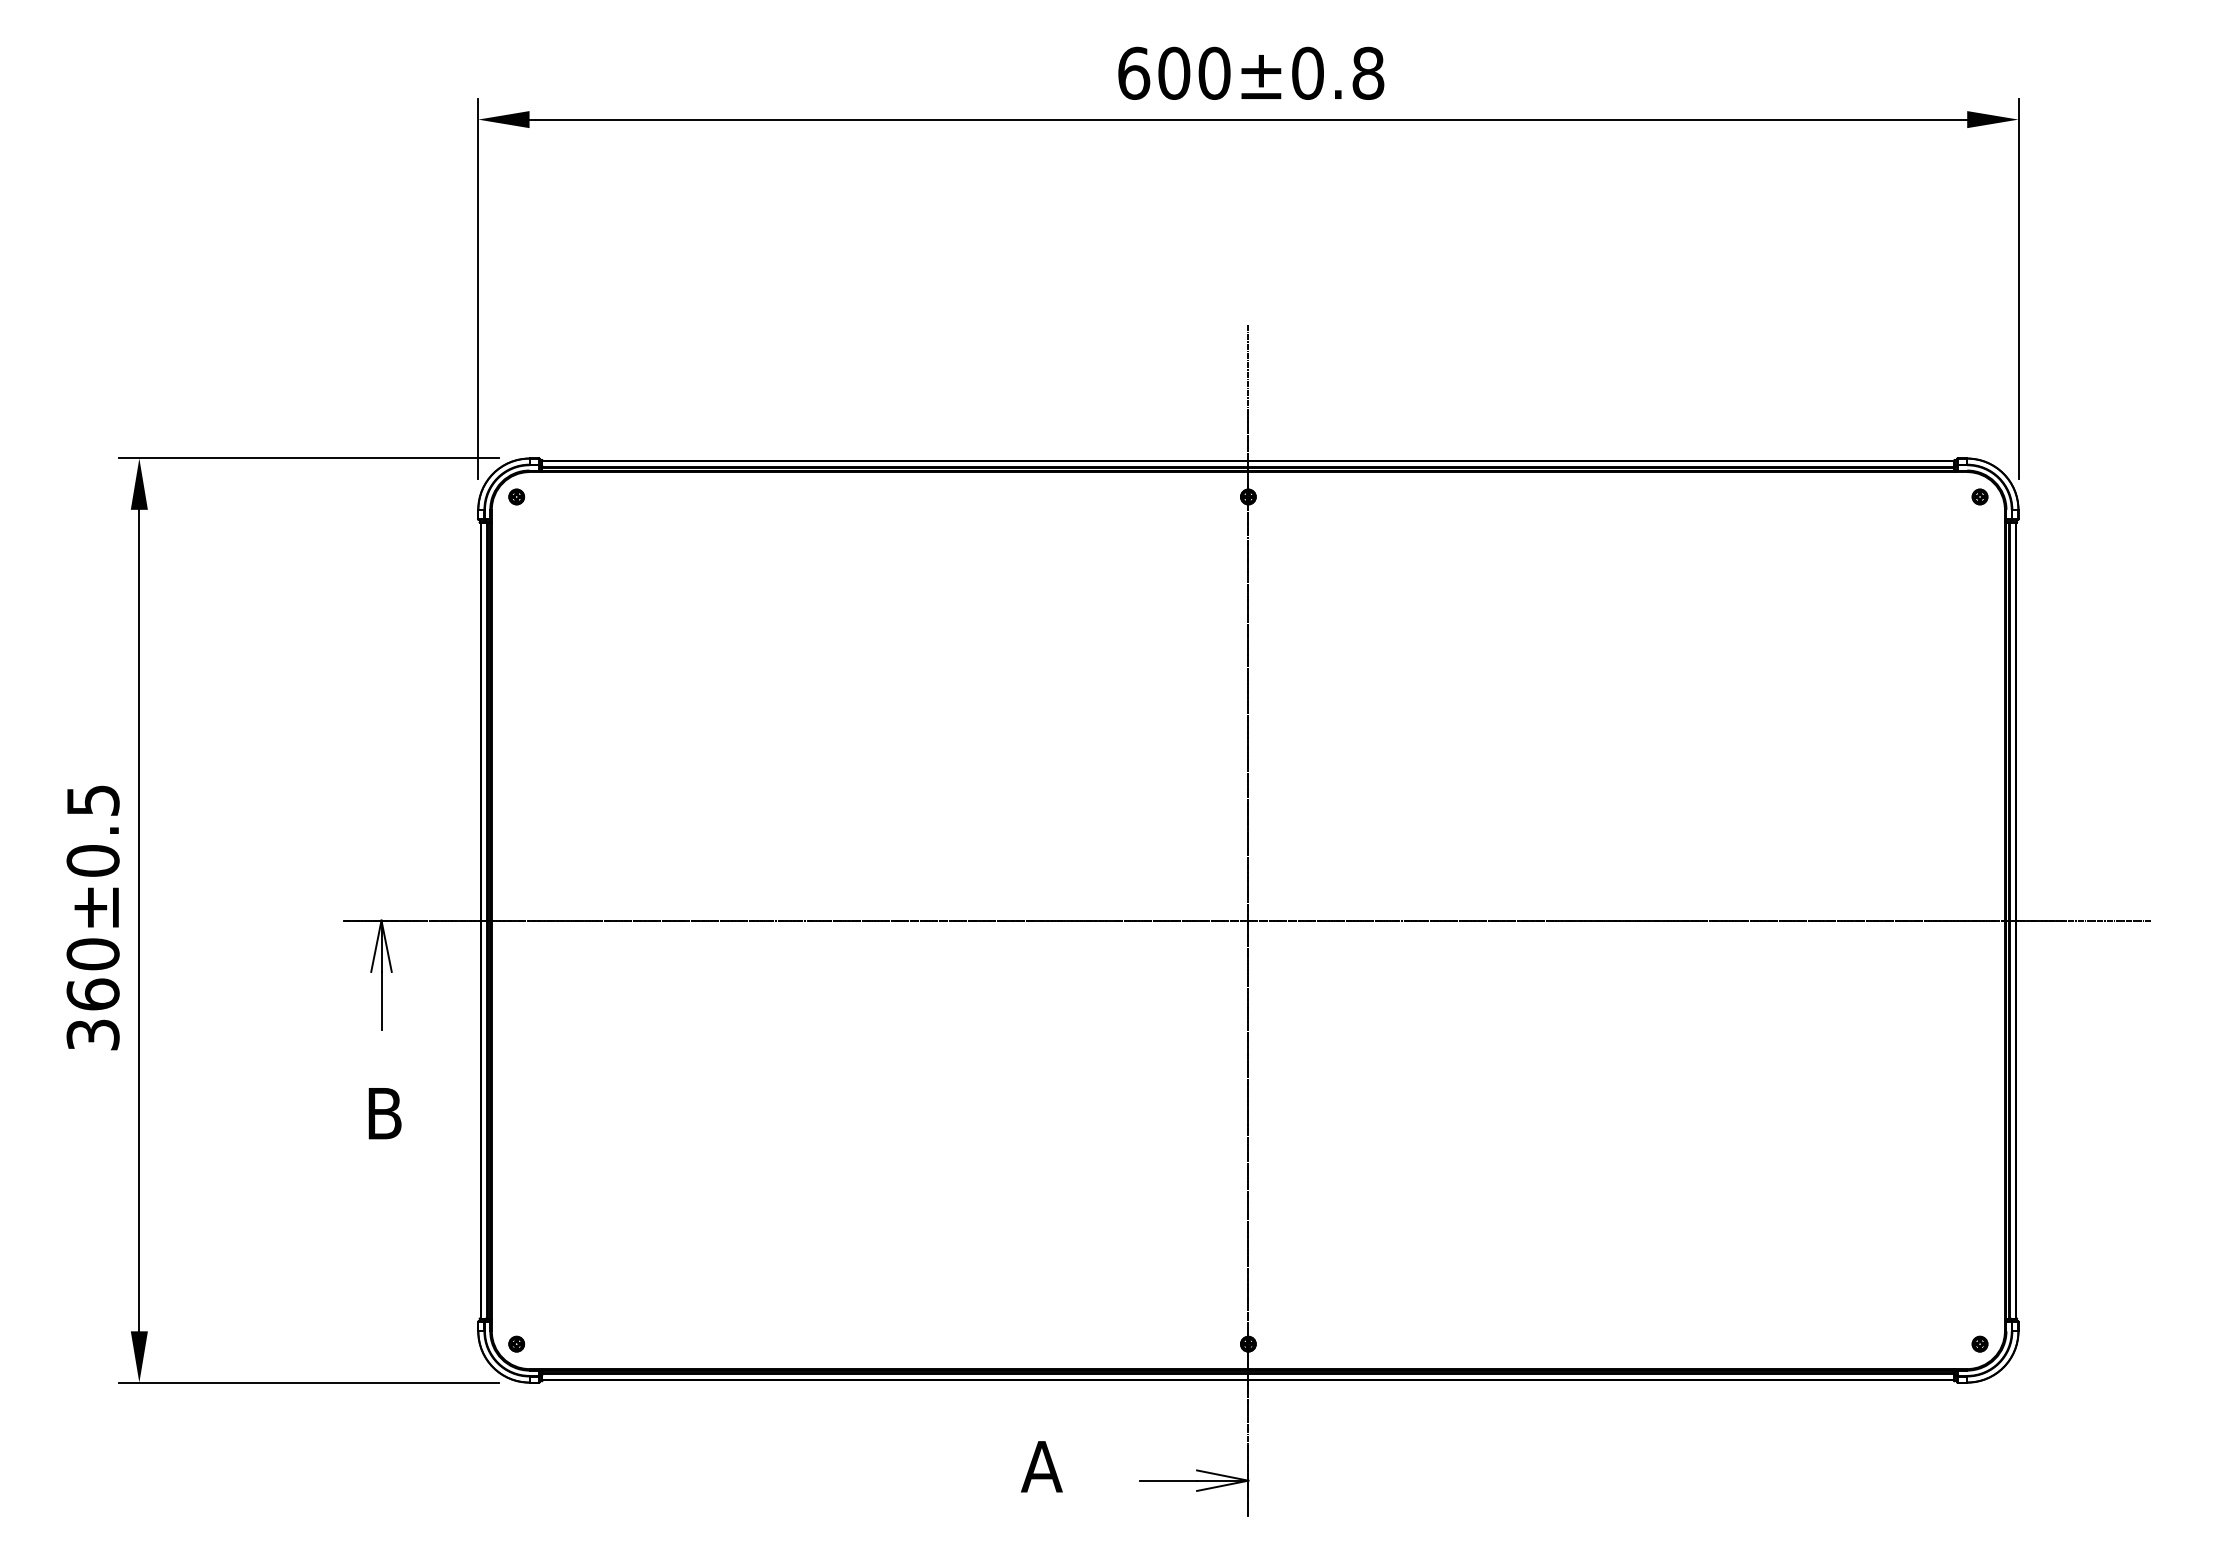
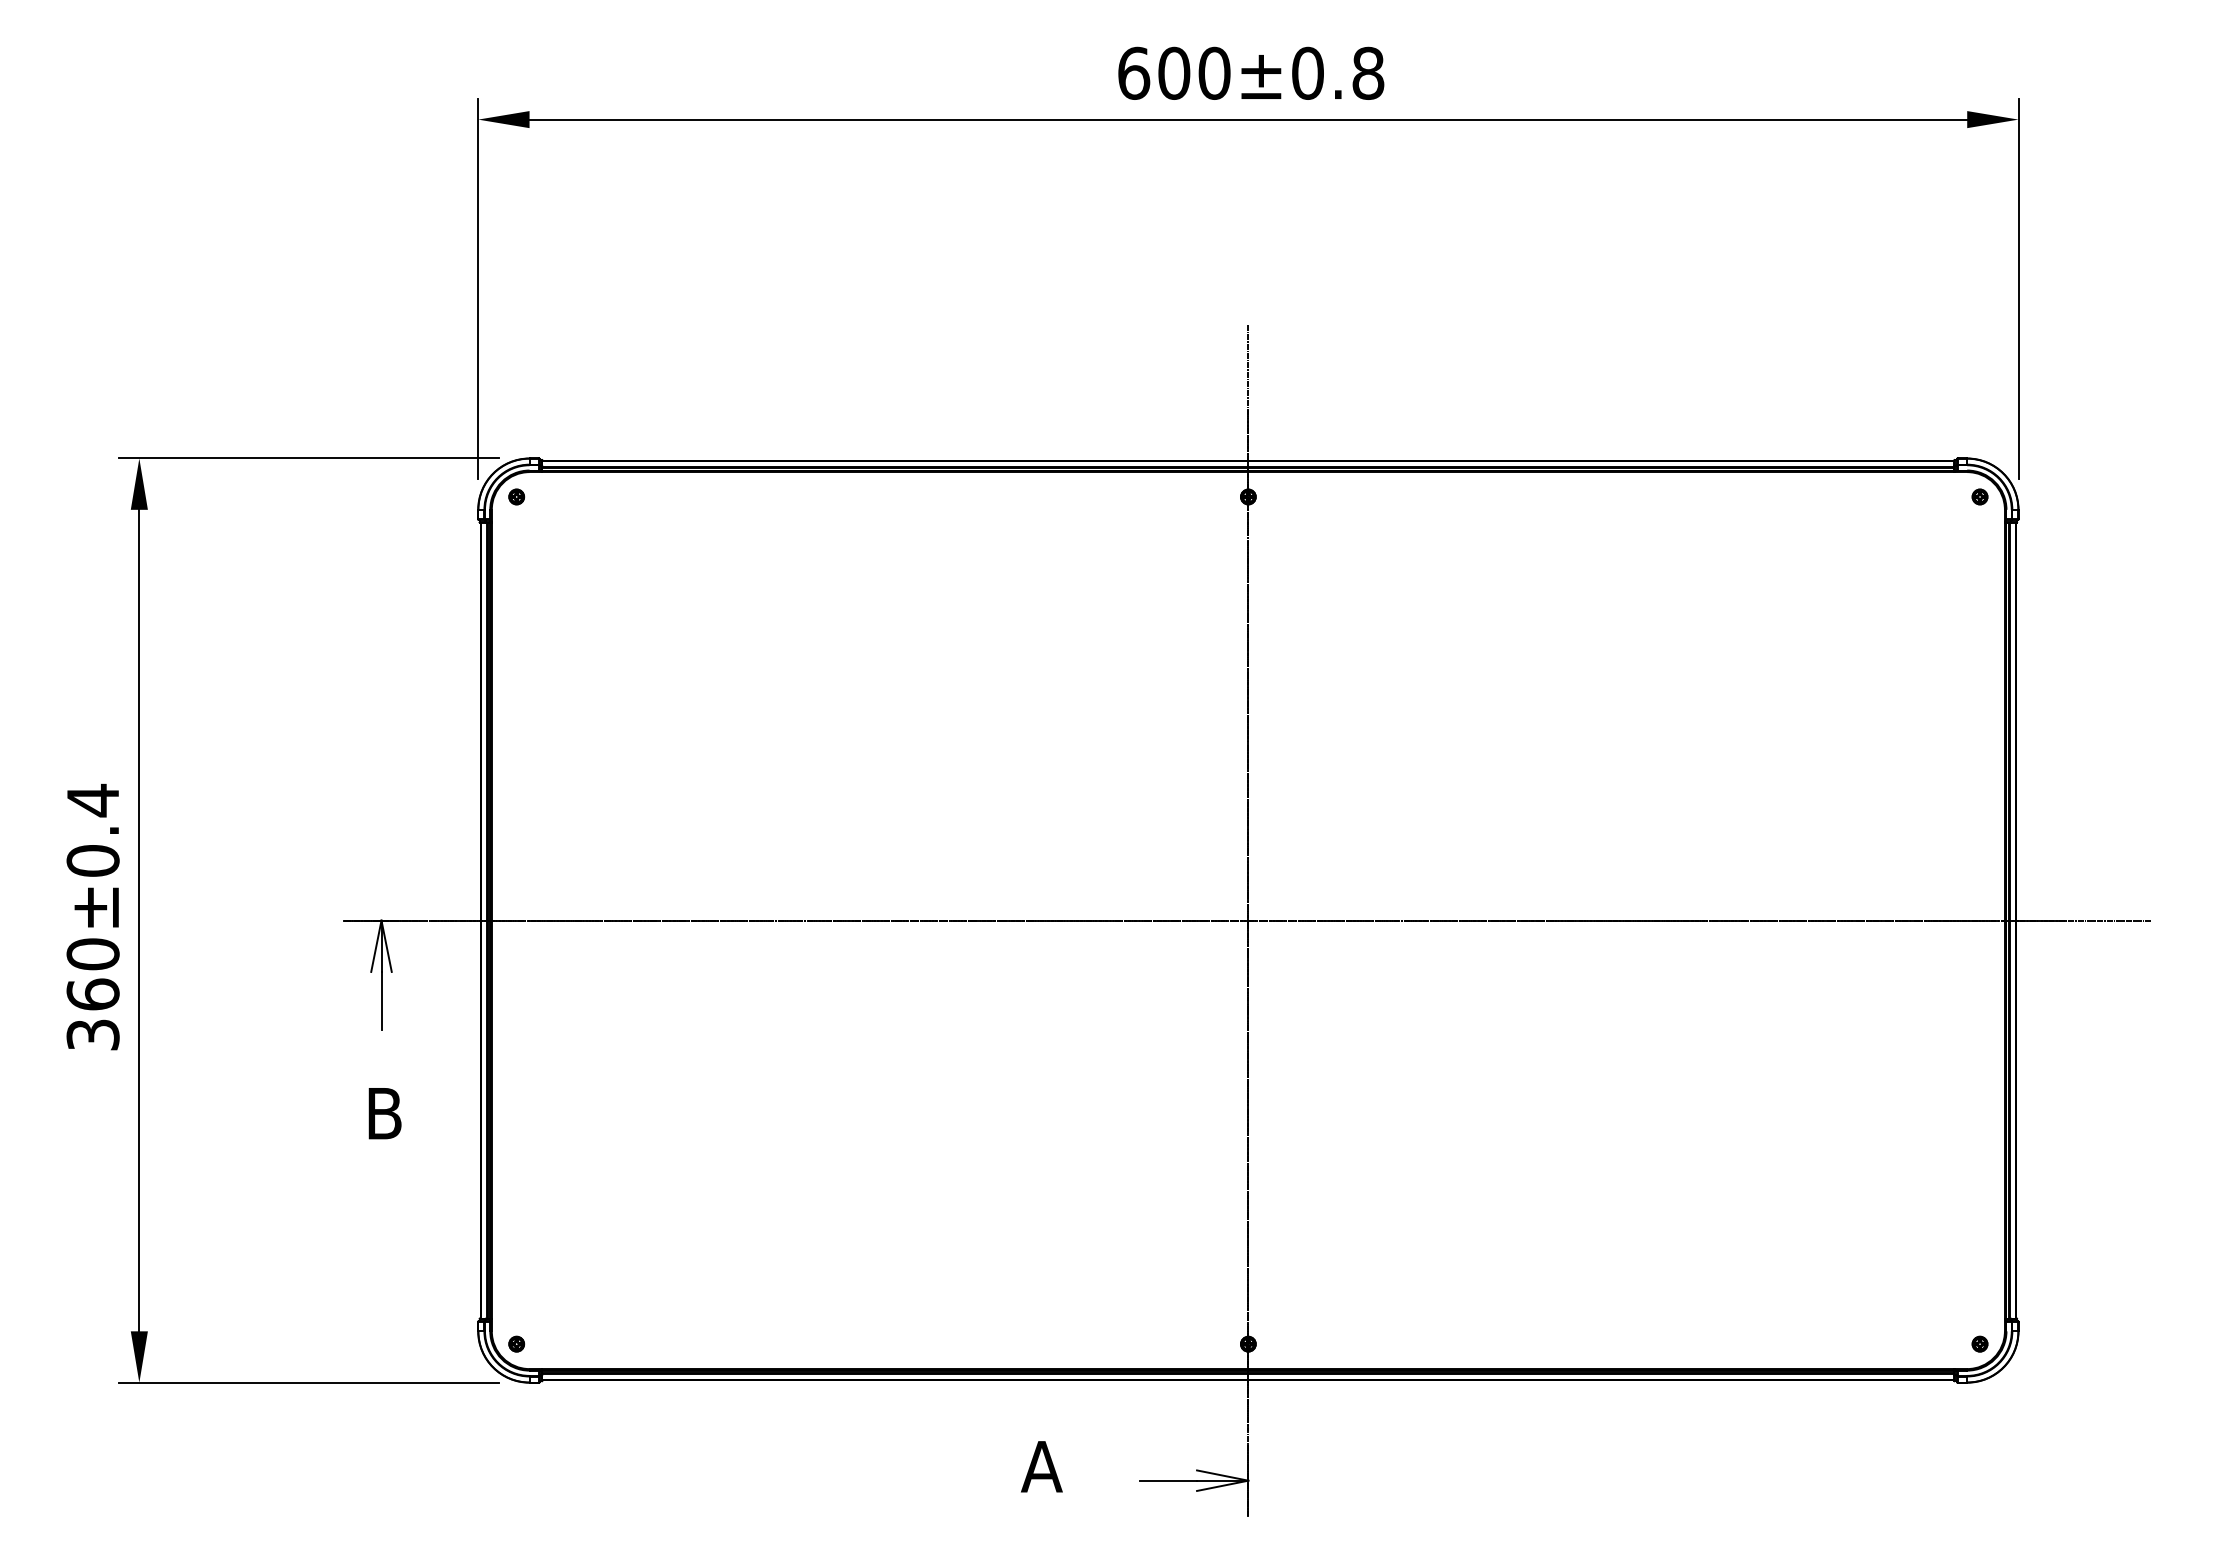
text: 360±0.5 -> 360±0.4 (93, 800)
